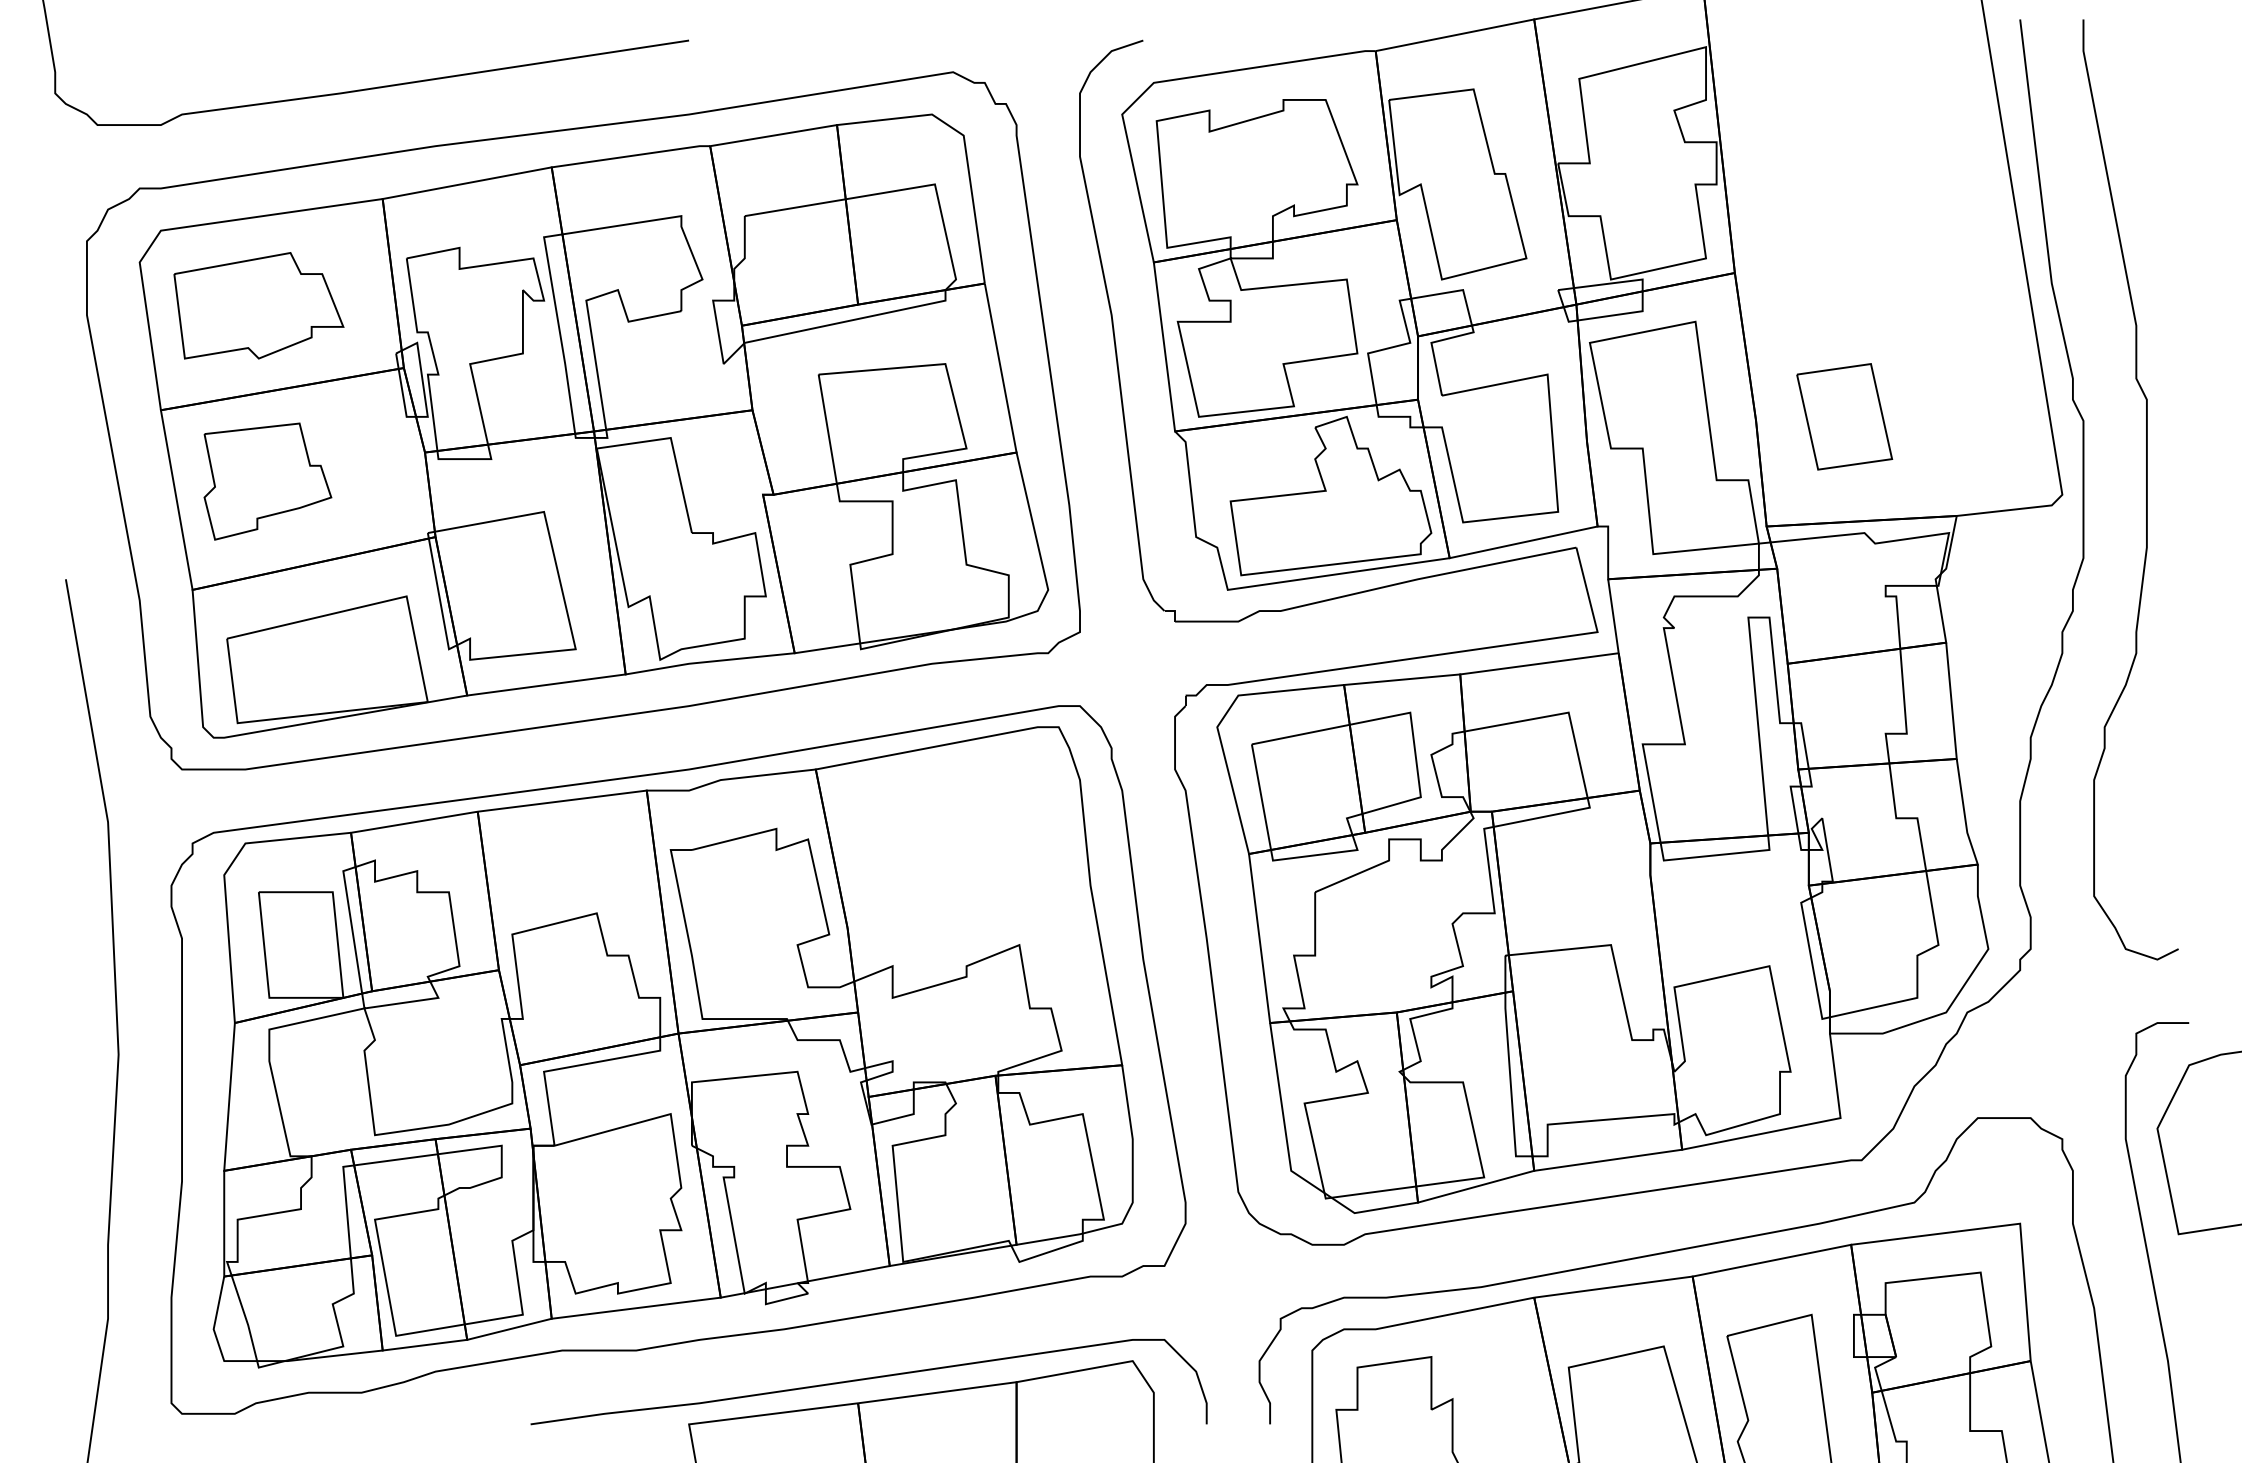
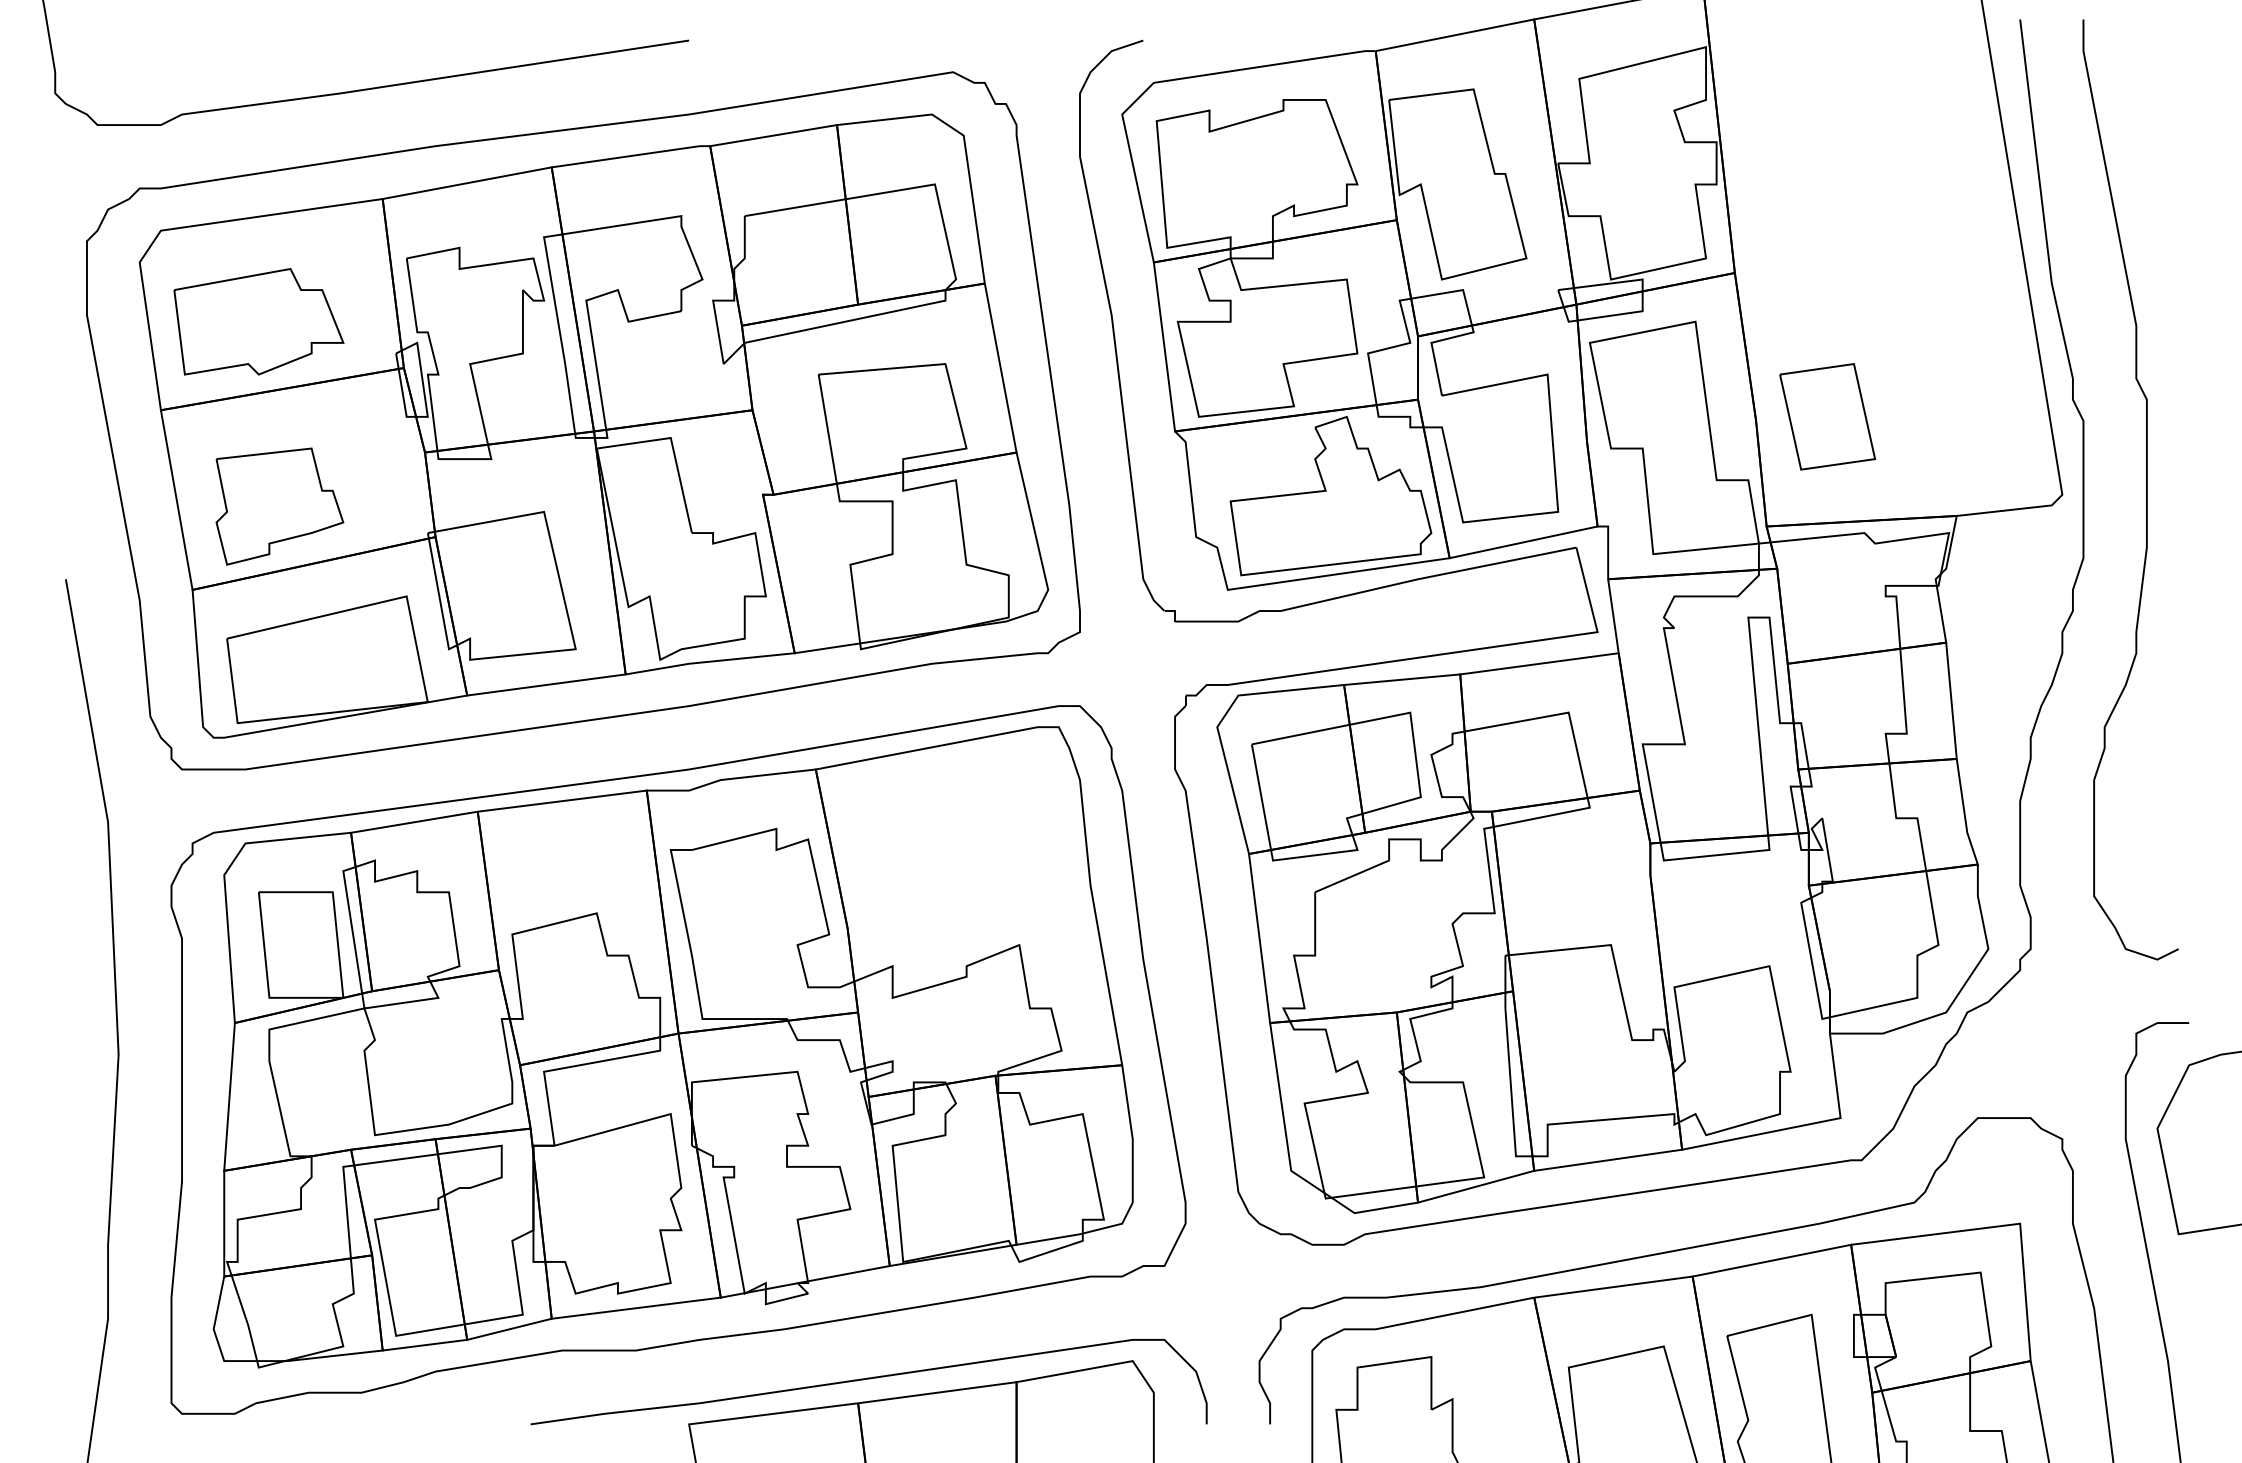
part position: (258, 305) -> (258, 321) (258, 321)
part position: (1844, 416) -> (1827, 416) (1827, 416)
part position: (267, 481) -> (279, 506) (279, 506)
